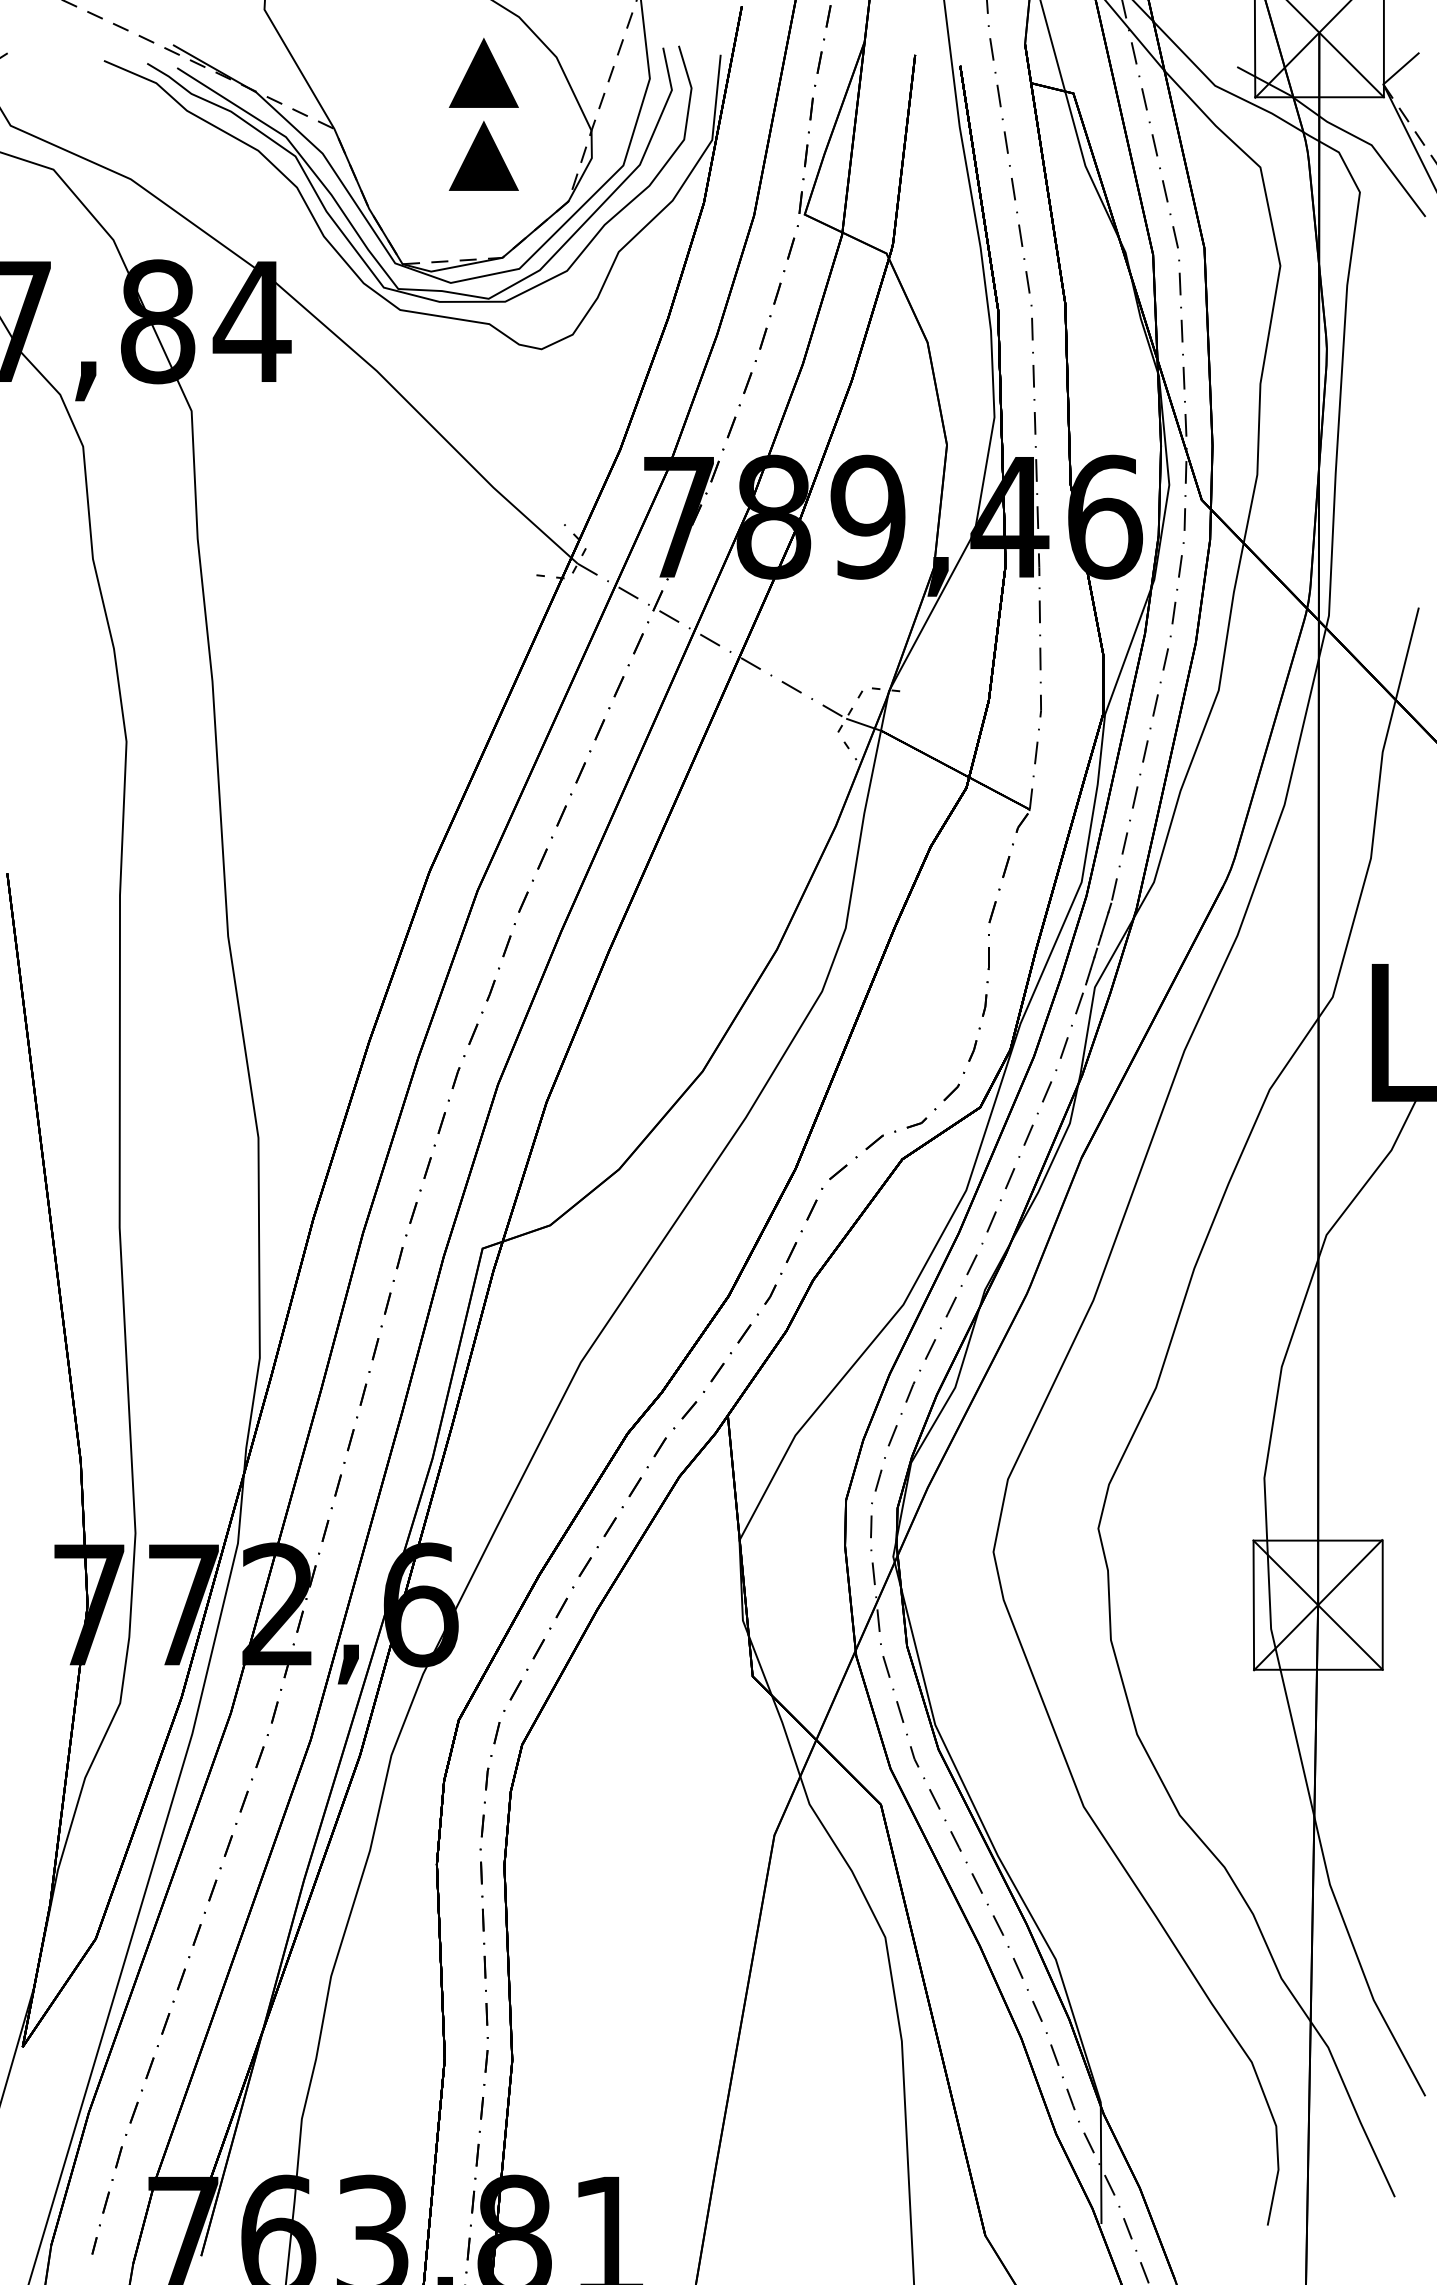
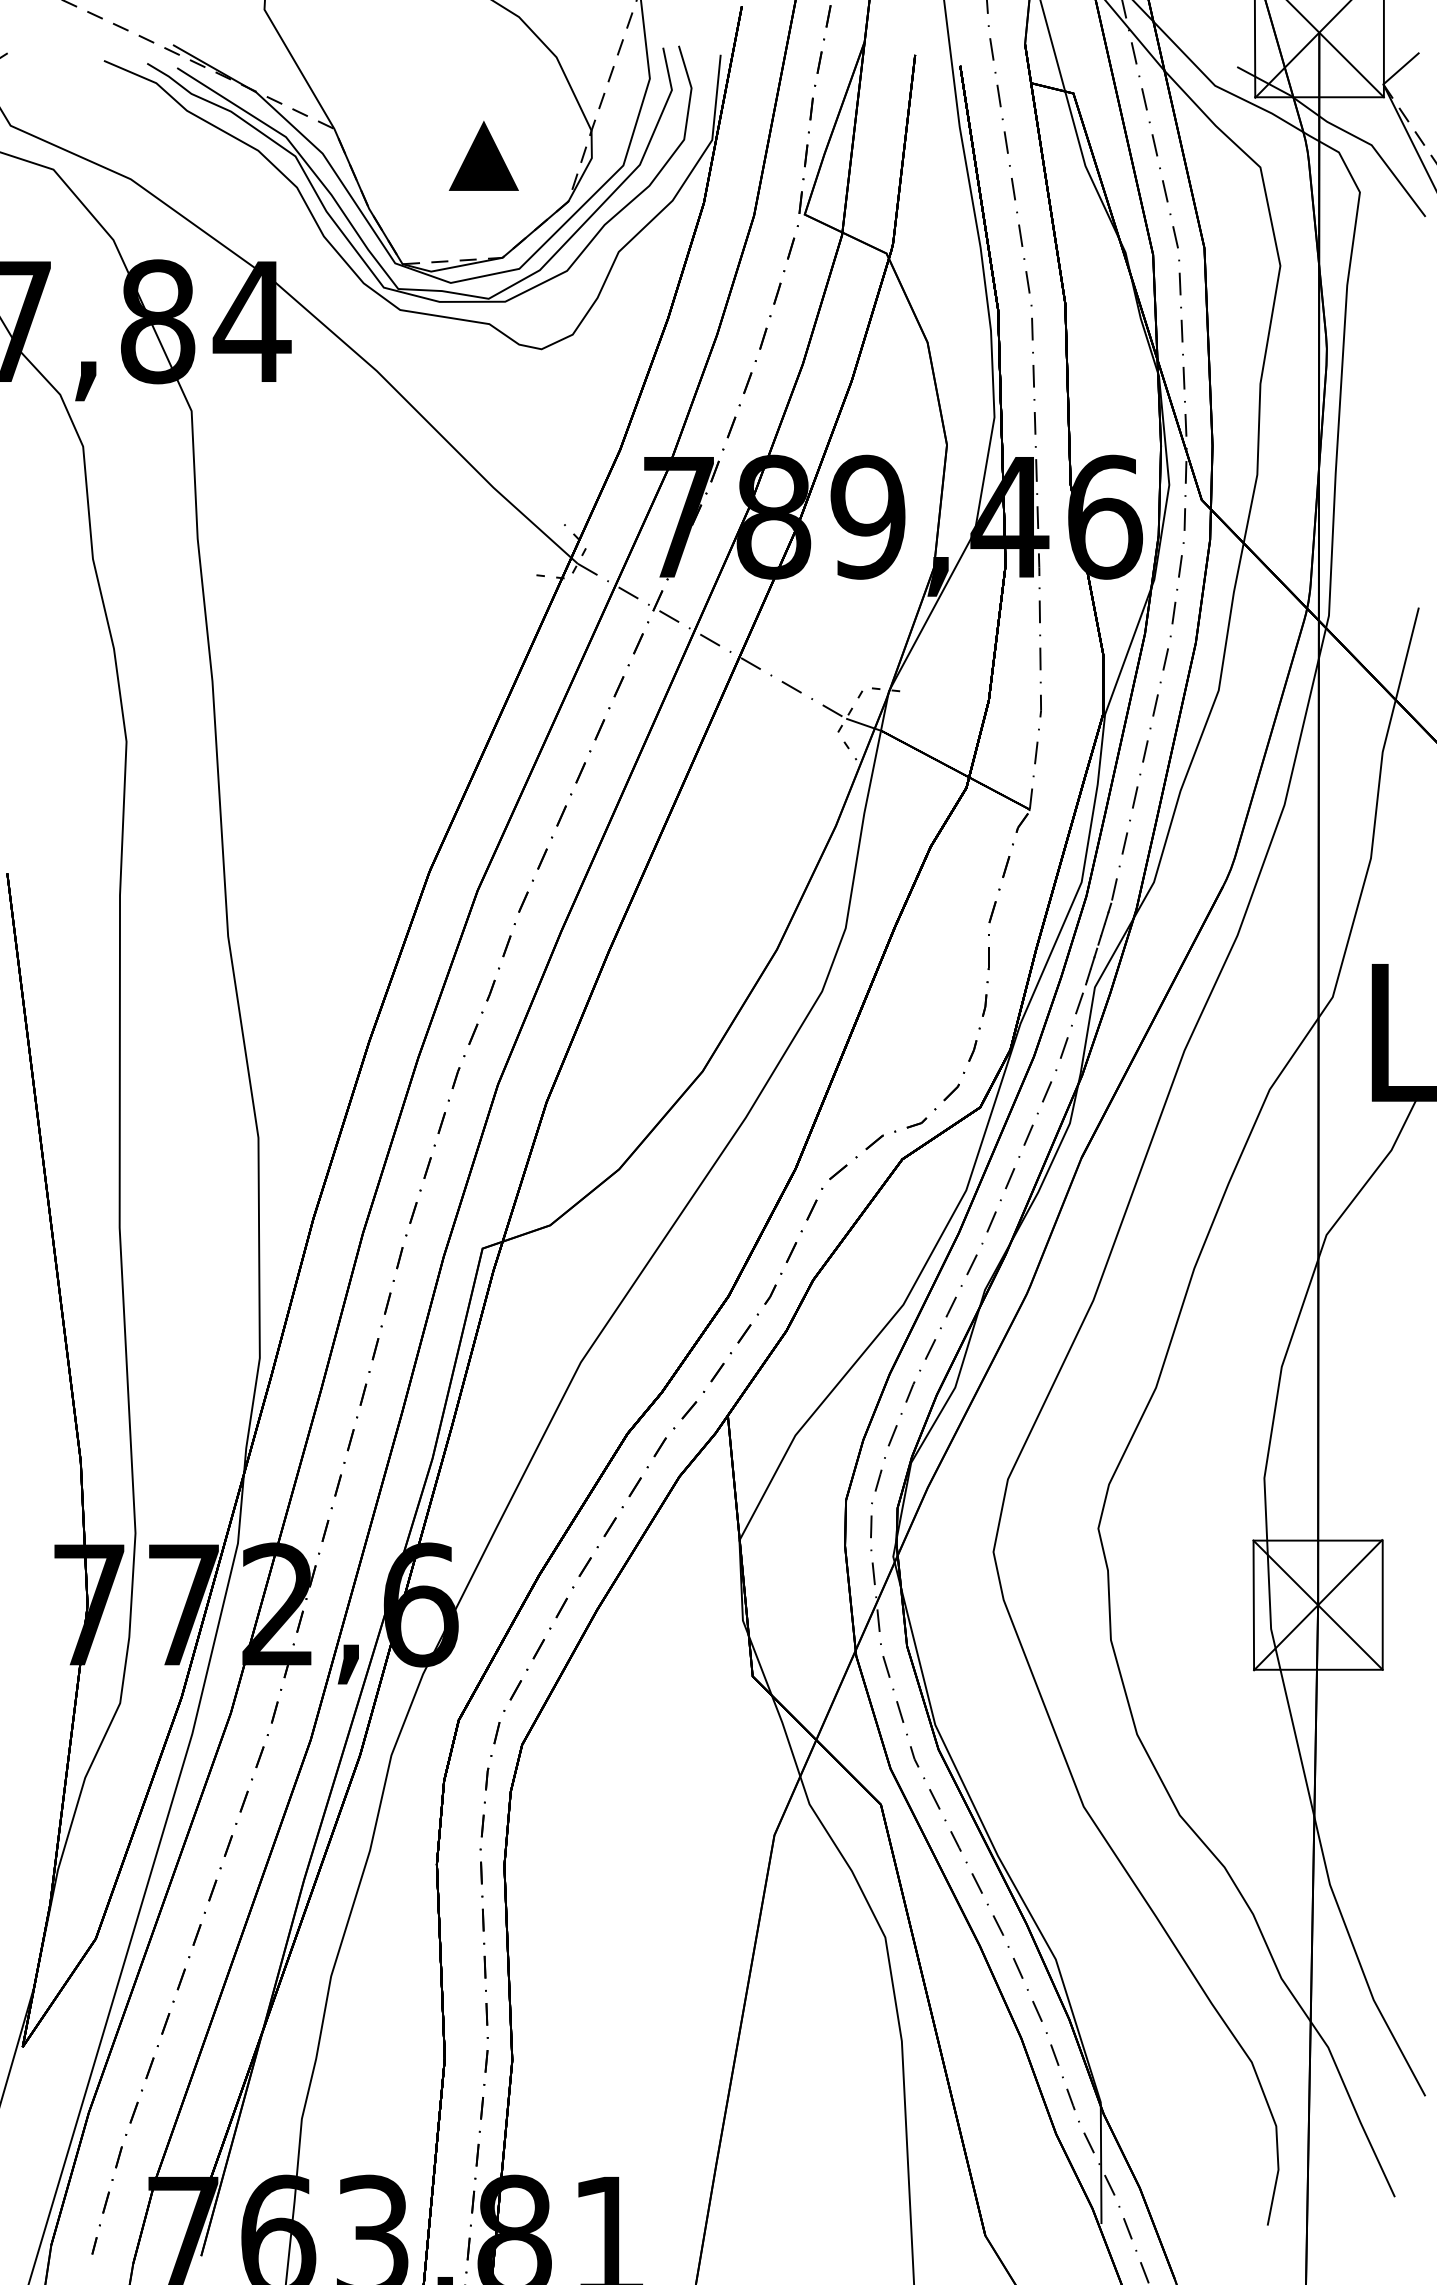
part: present -> none (483, 72)
